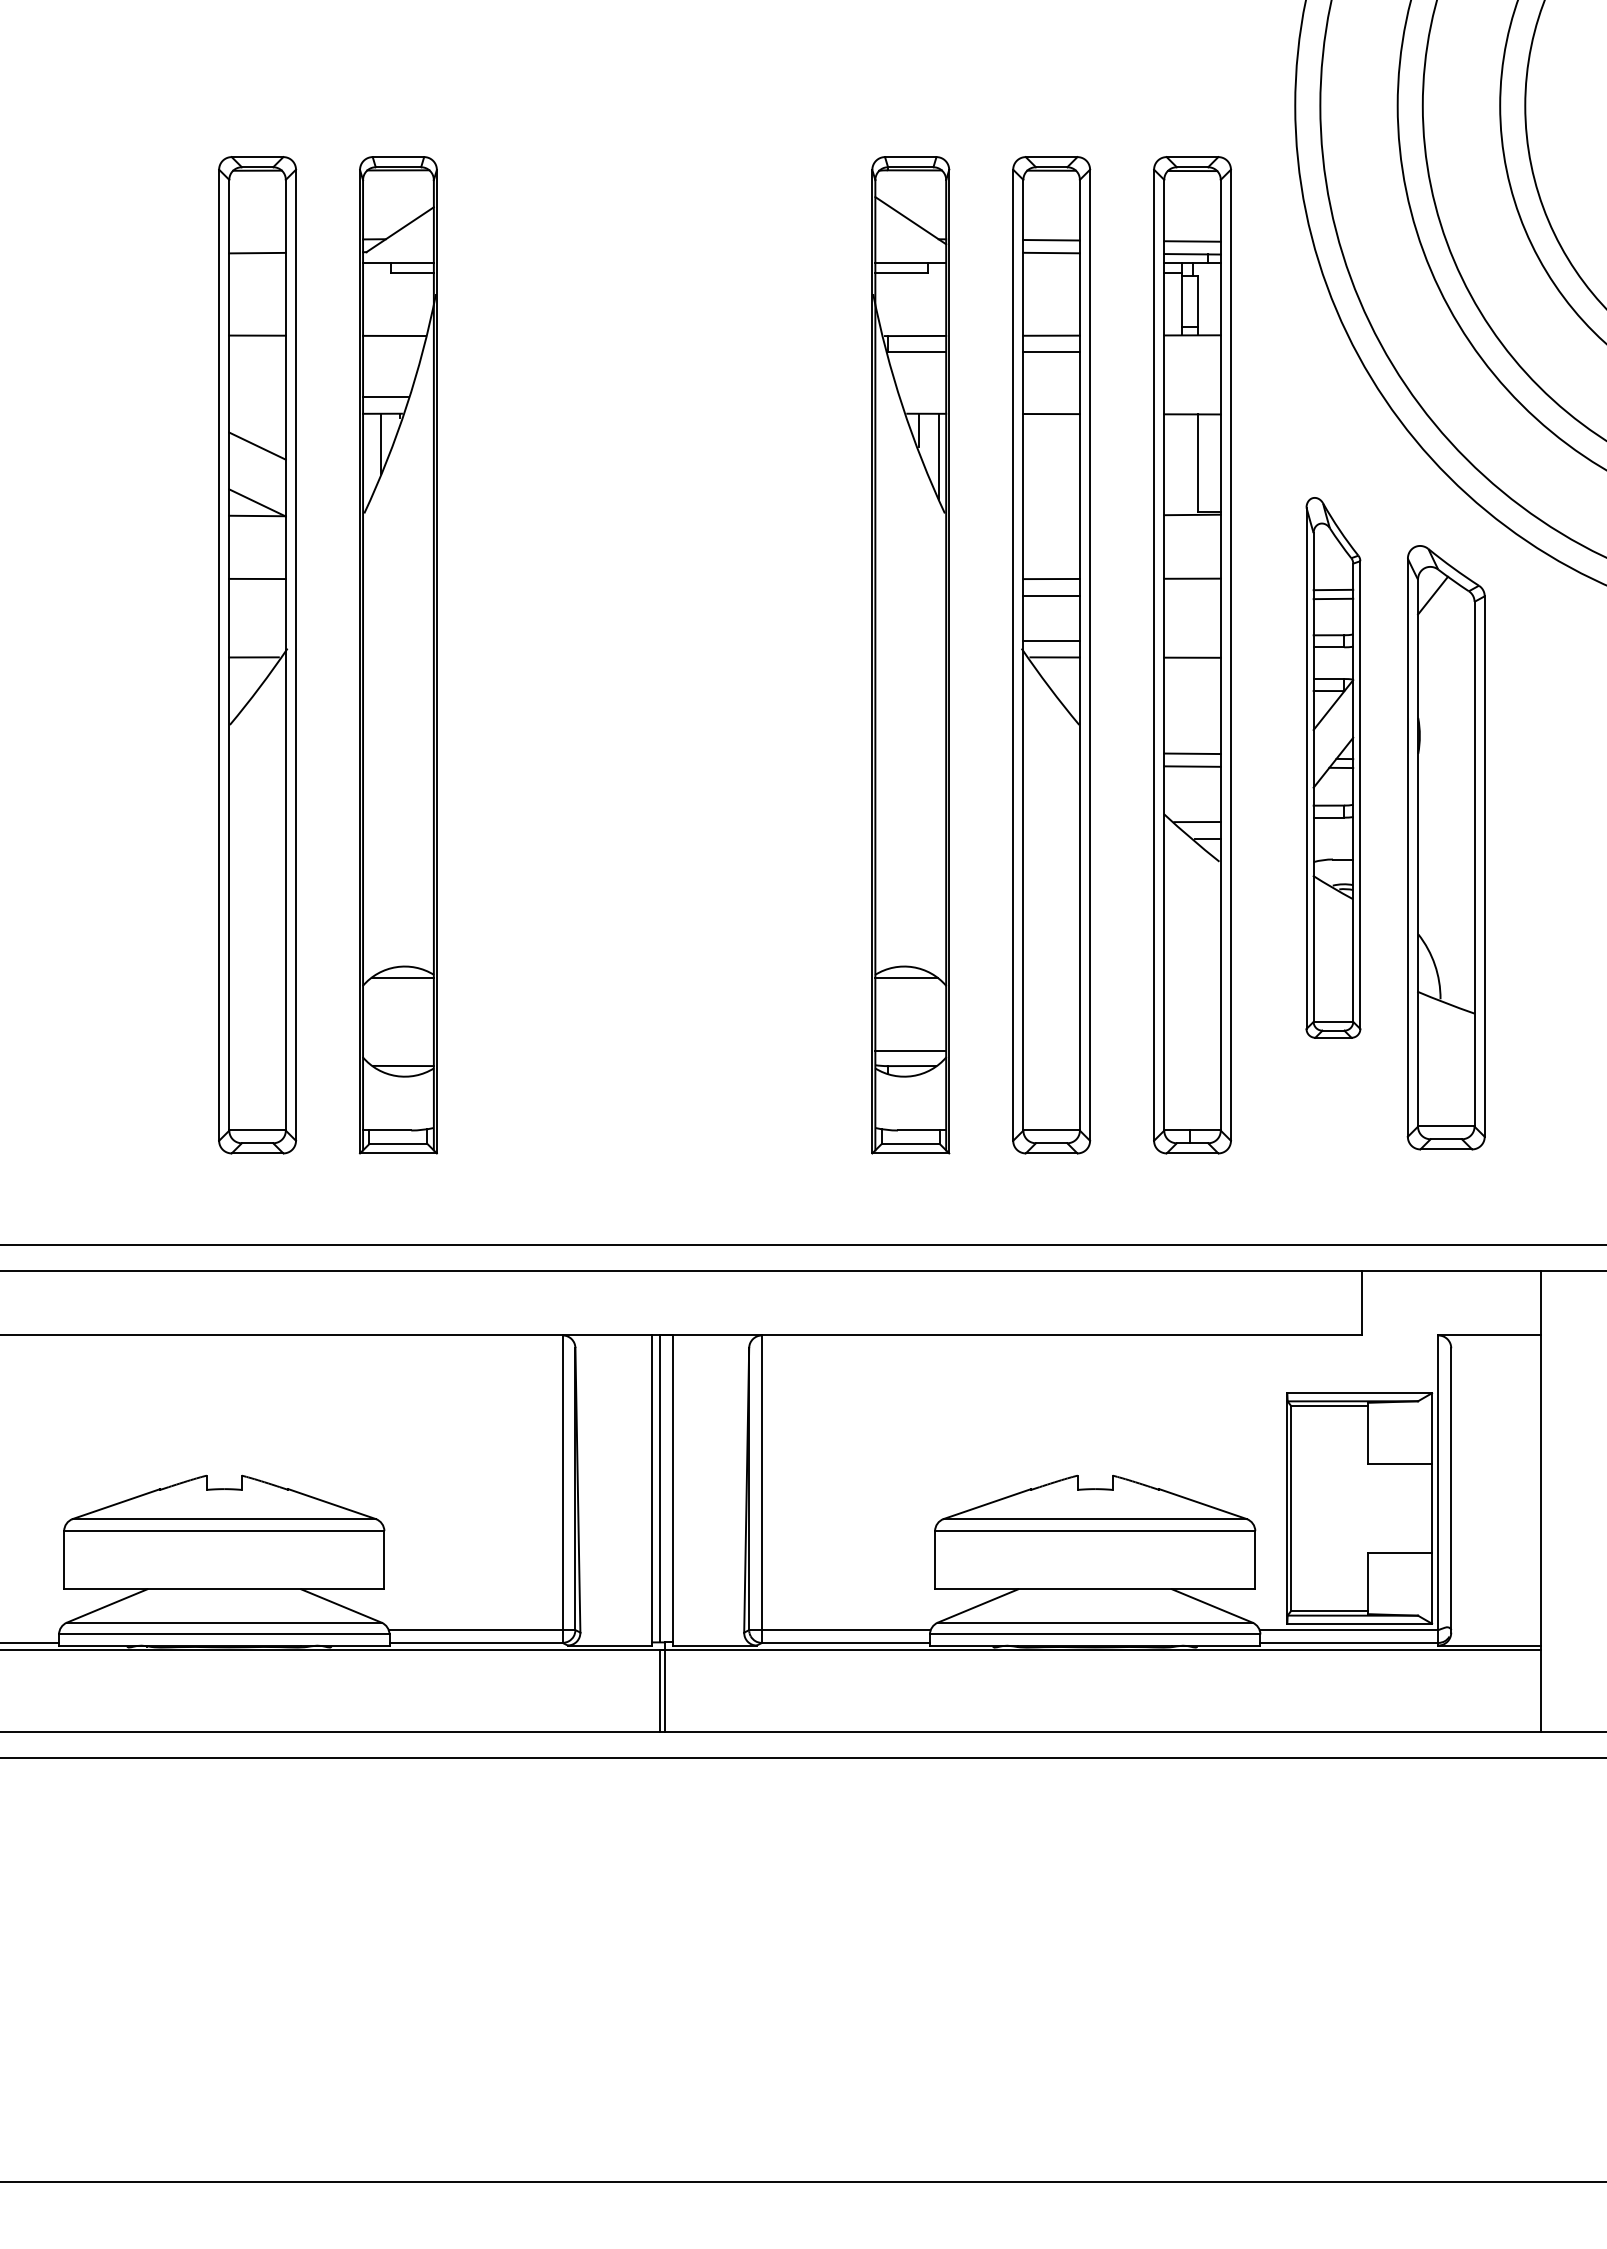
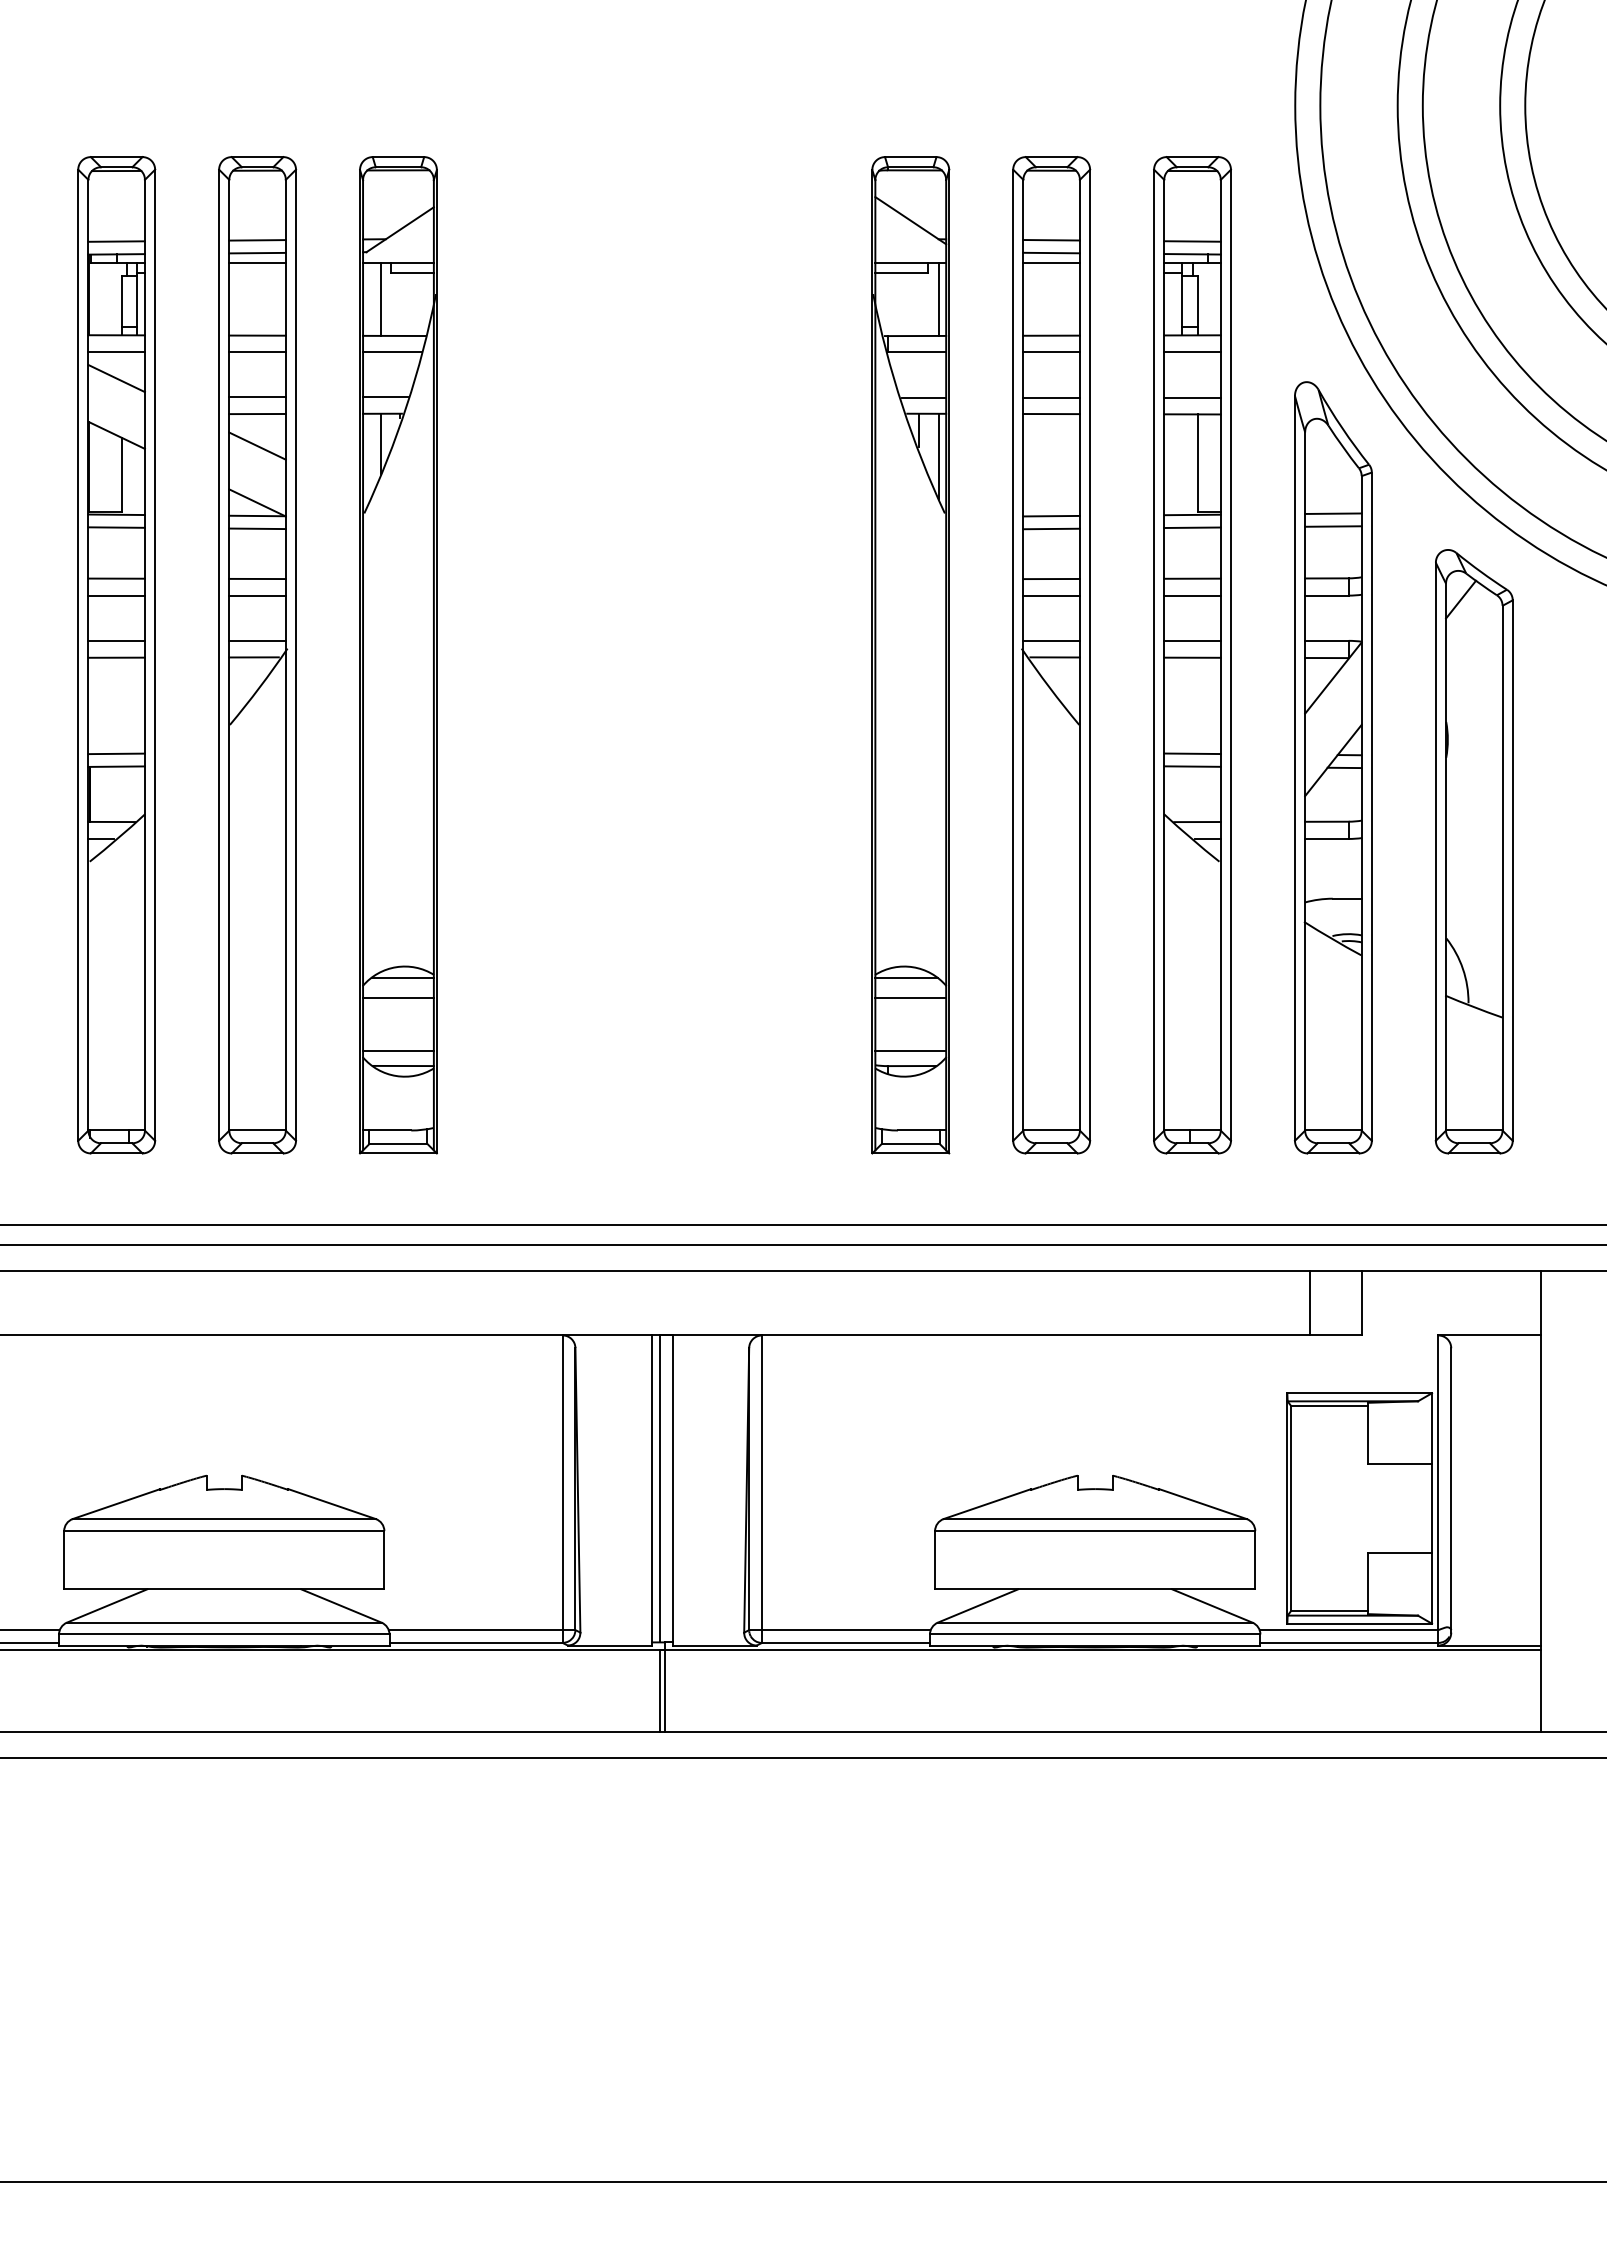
line: none -> present (257, 240)
line: none -> present (257, 263)
line: none -> present (1051, 263)
line: none -> present (380, 299)
line: none -> present (938, 299)
line: none -> present (257, 352)
line: none -> present (392, 352)
line: none -> present (1192, 352)
line: none -> present (257, 397)
line: none -> present (923, 397)
line: none -> present (1051, 397)
line: none -> present (1192, 397)
line: none -> present (257, 414)
line: none -> present (1051, 515)
line: none -> present (1192, 527)
line: none -> present (257, 528)
line: none -> present (1051, 528)
line: none -> present (257, 595)
line: none -> present (1192, 595)
line: none -> present (257, 640)
line: none -> present (1192, 640)
part: none -> present (116, 655)
part size: 57x542 px -> 79x774 px (1333, 767)
part position: (1445, 847) -> (1473, 851) (1473, 851)
line: none -> present (398, 997)
line: none -> present (910, 997)
line: none -> present (398, 1050)
line: none -> present (802, 1225)
line: none -> present (1310, 1303)
line: none -> present (30, 1630)
